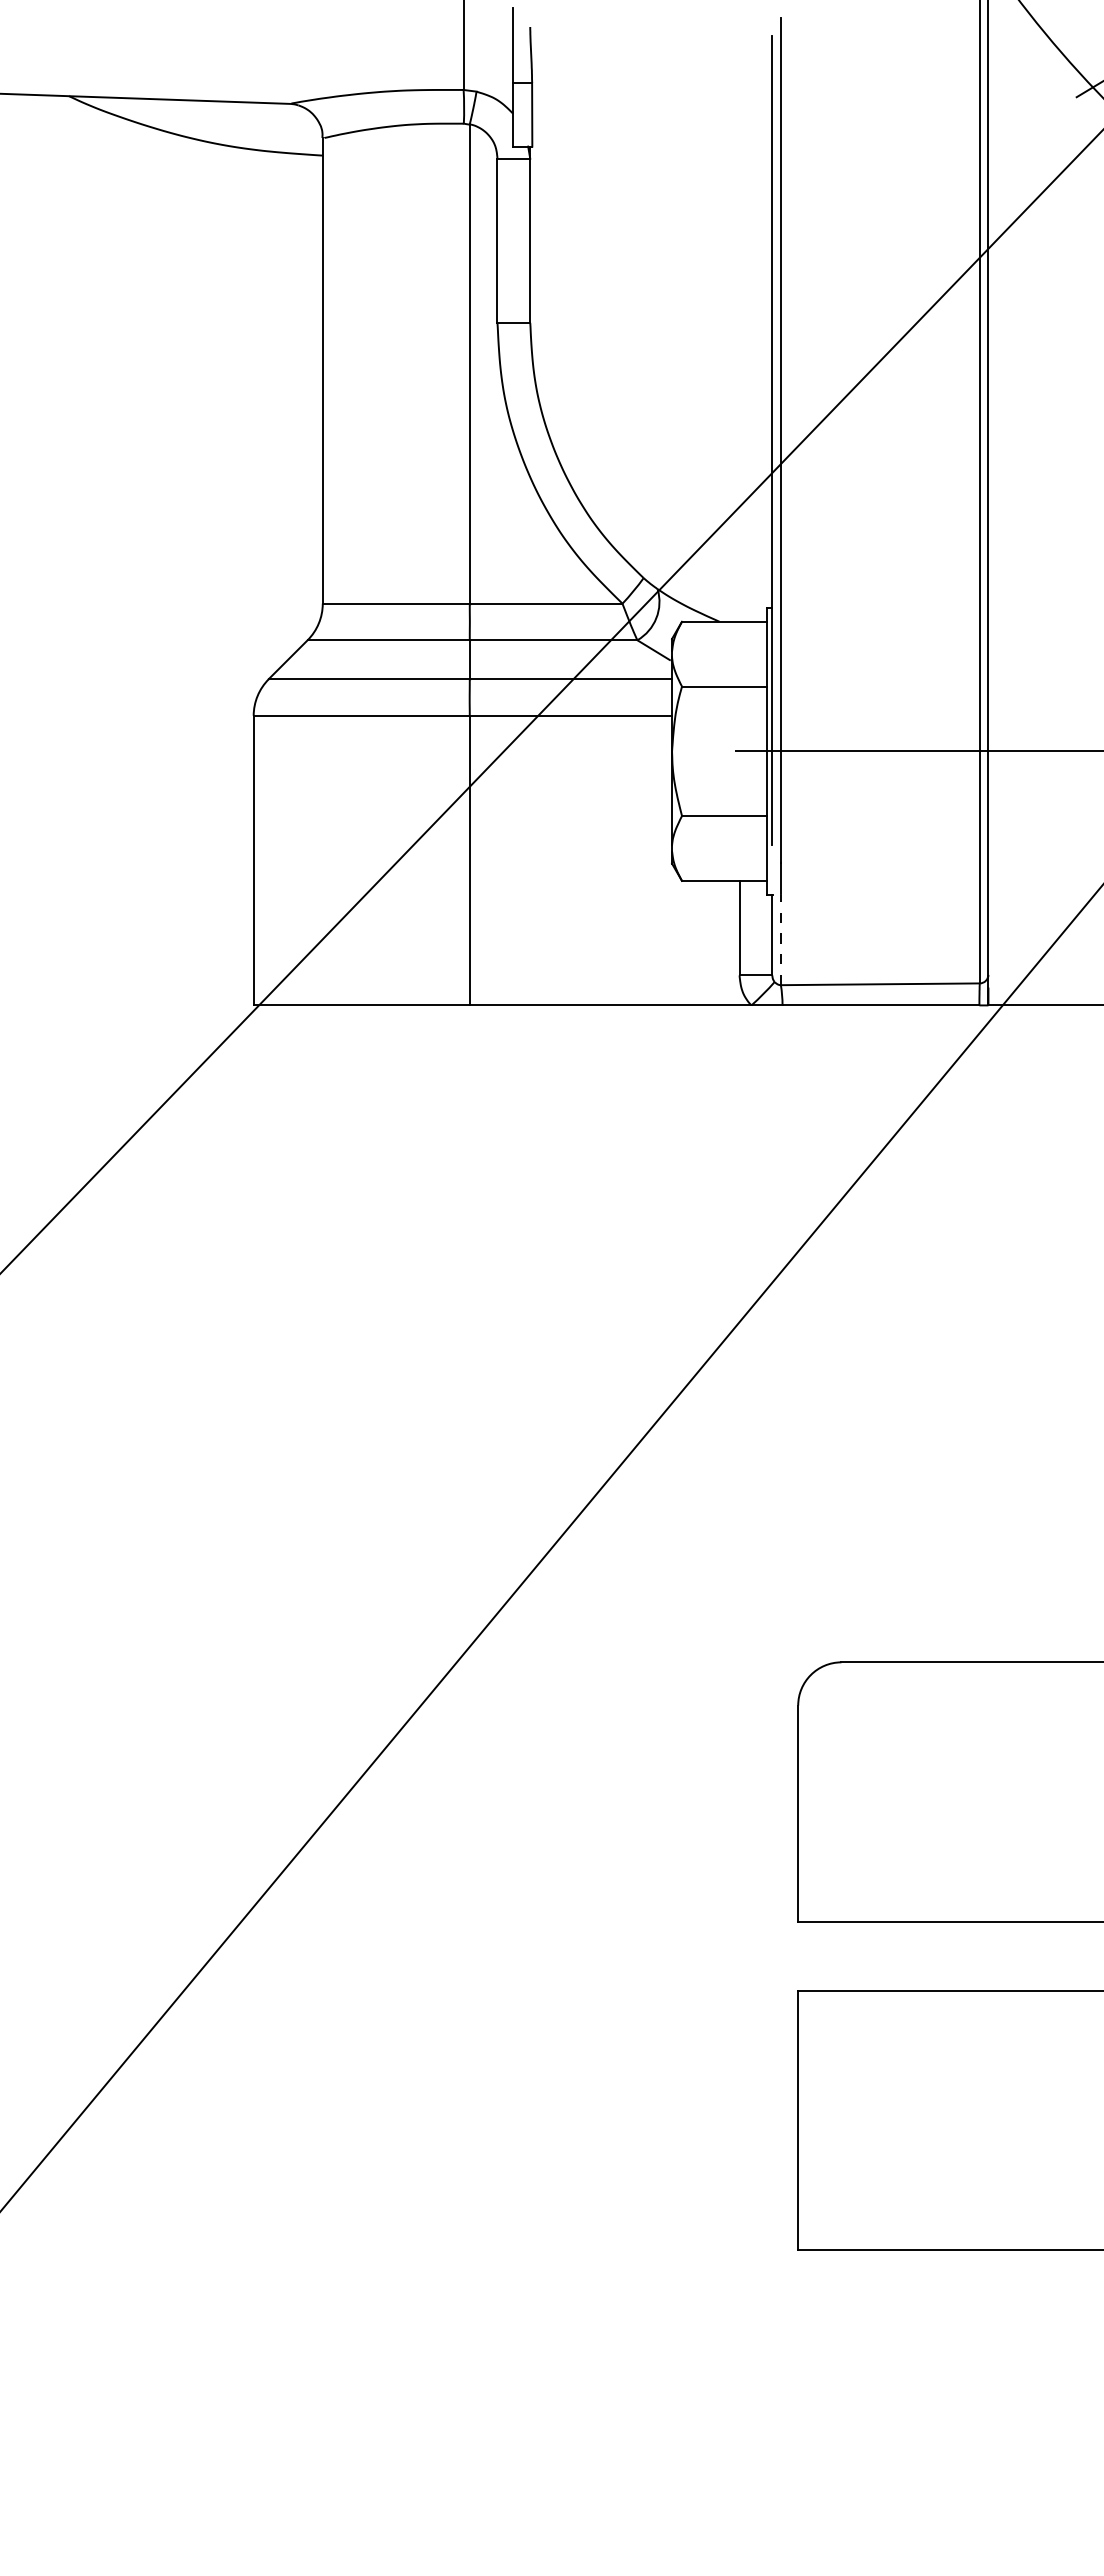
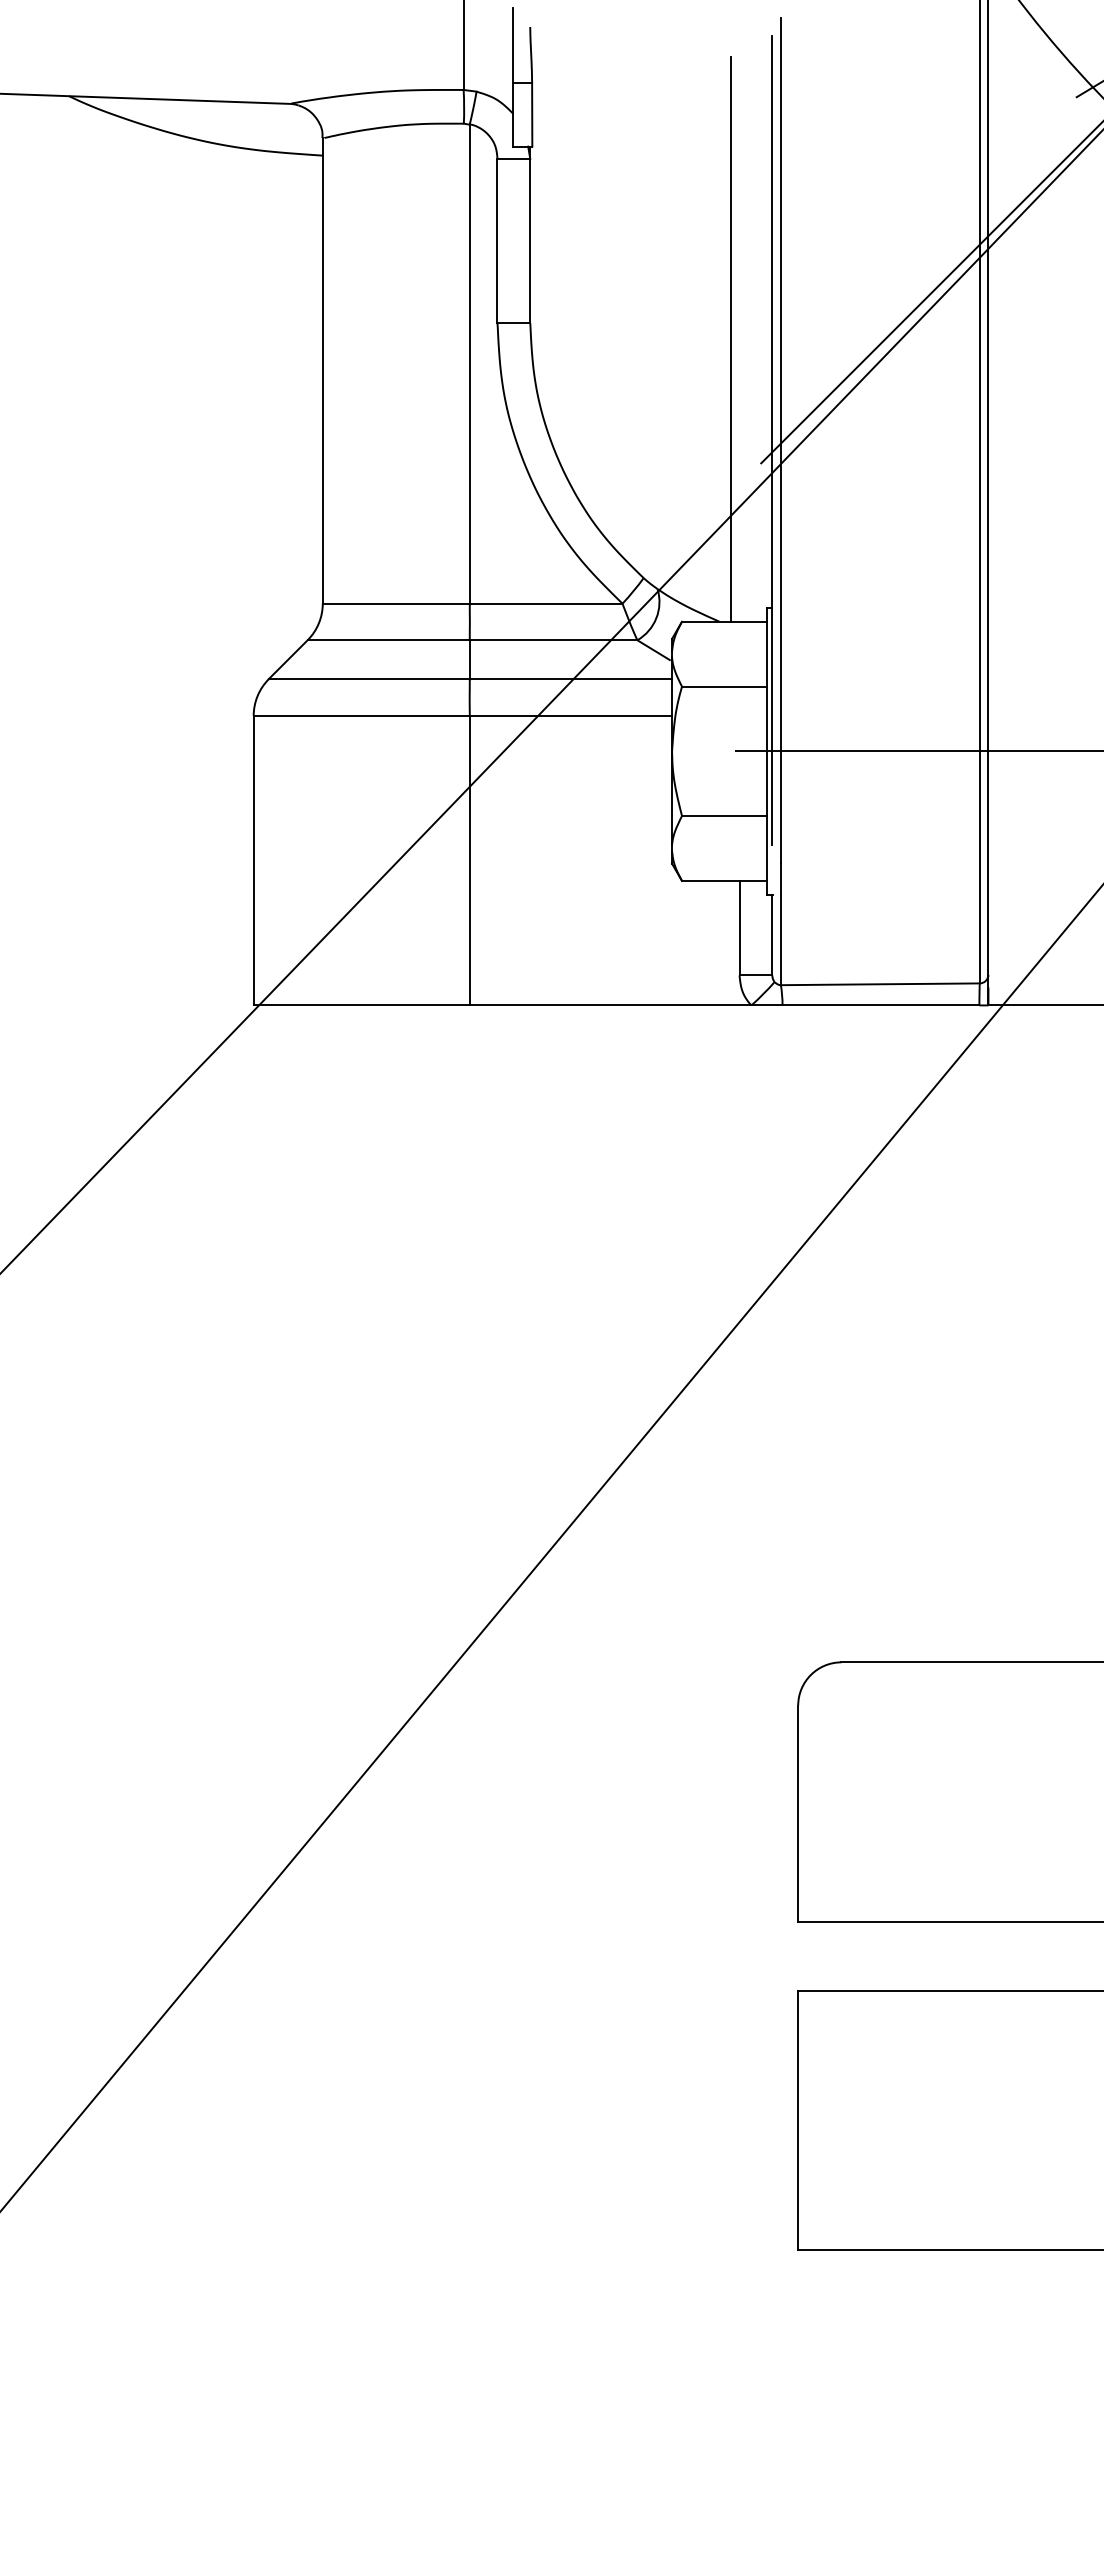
line: none -> present (930, 293)
line: none -> present (731, 339)
line: dashed -> solid (780, 939)
